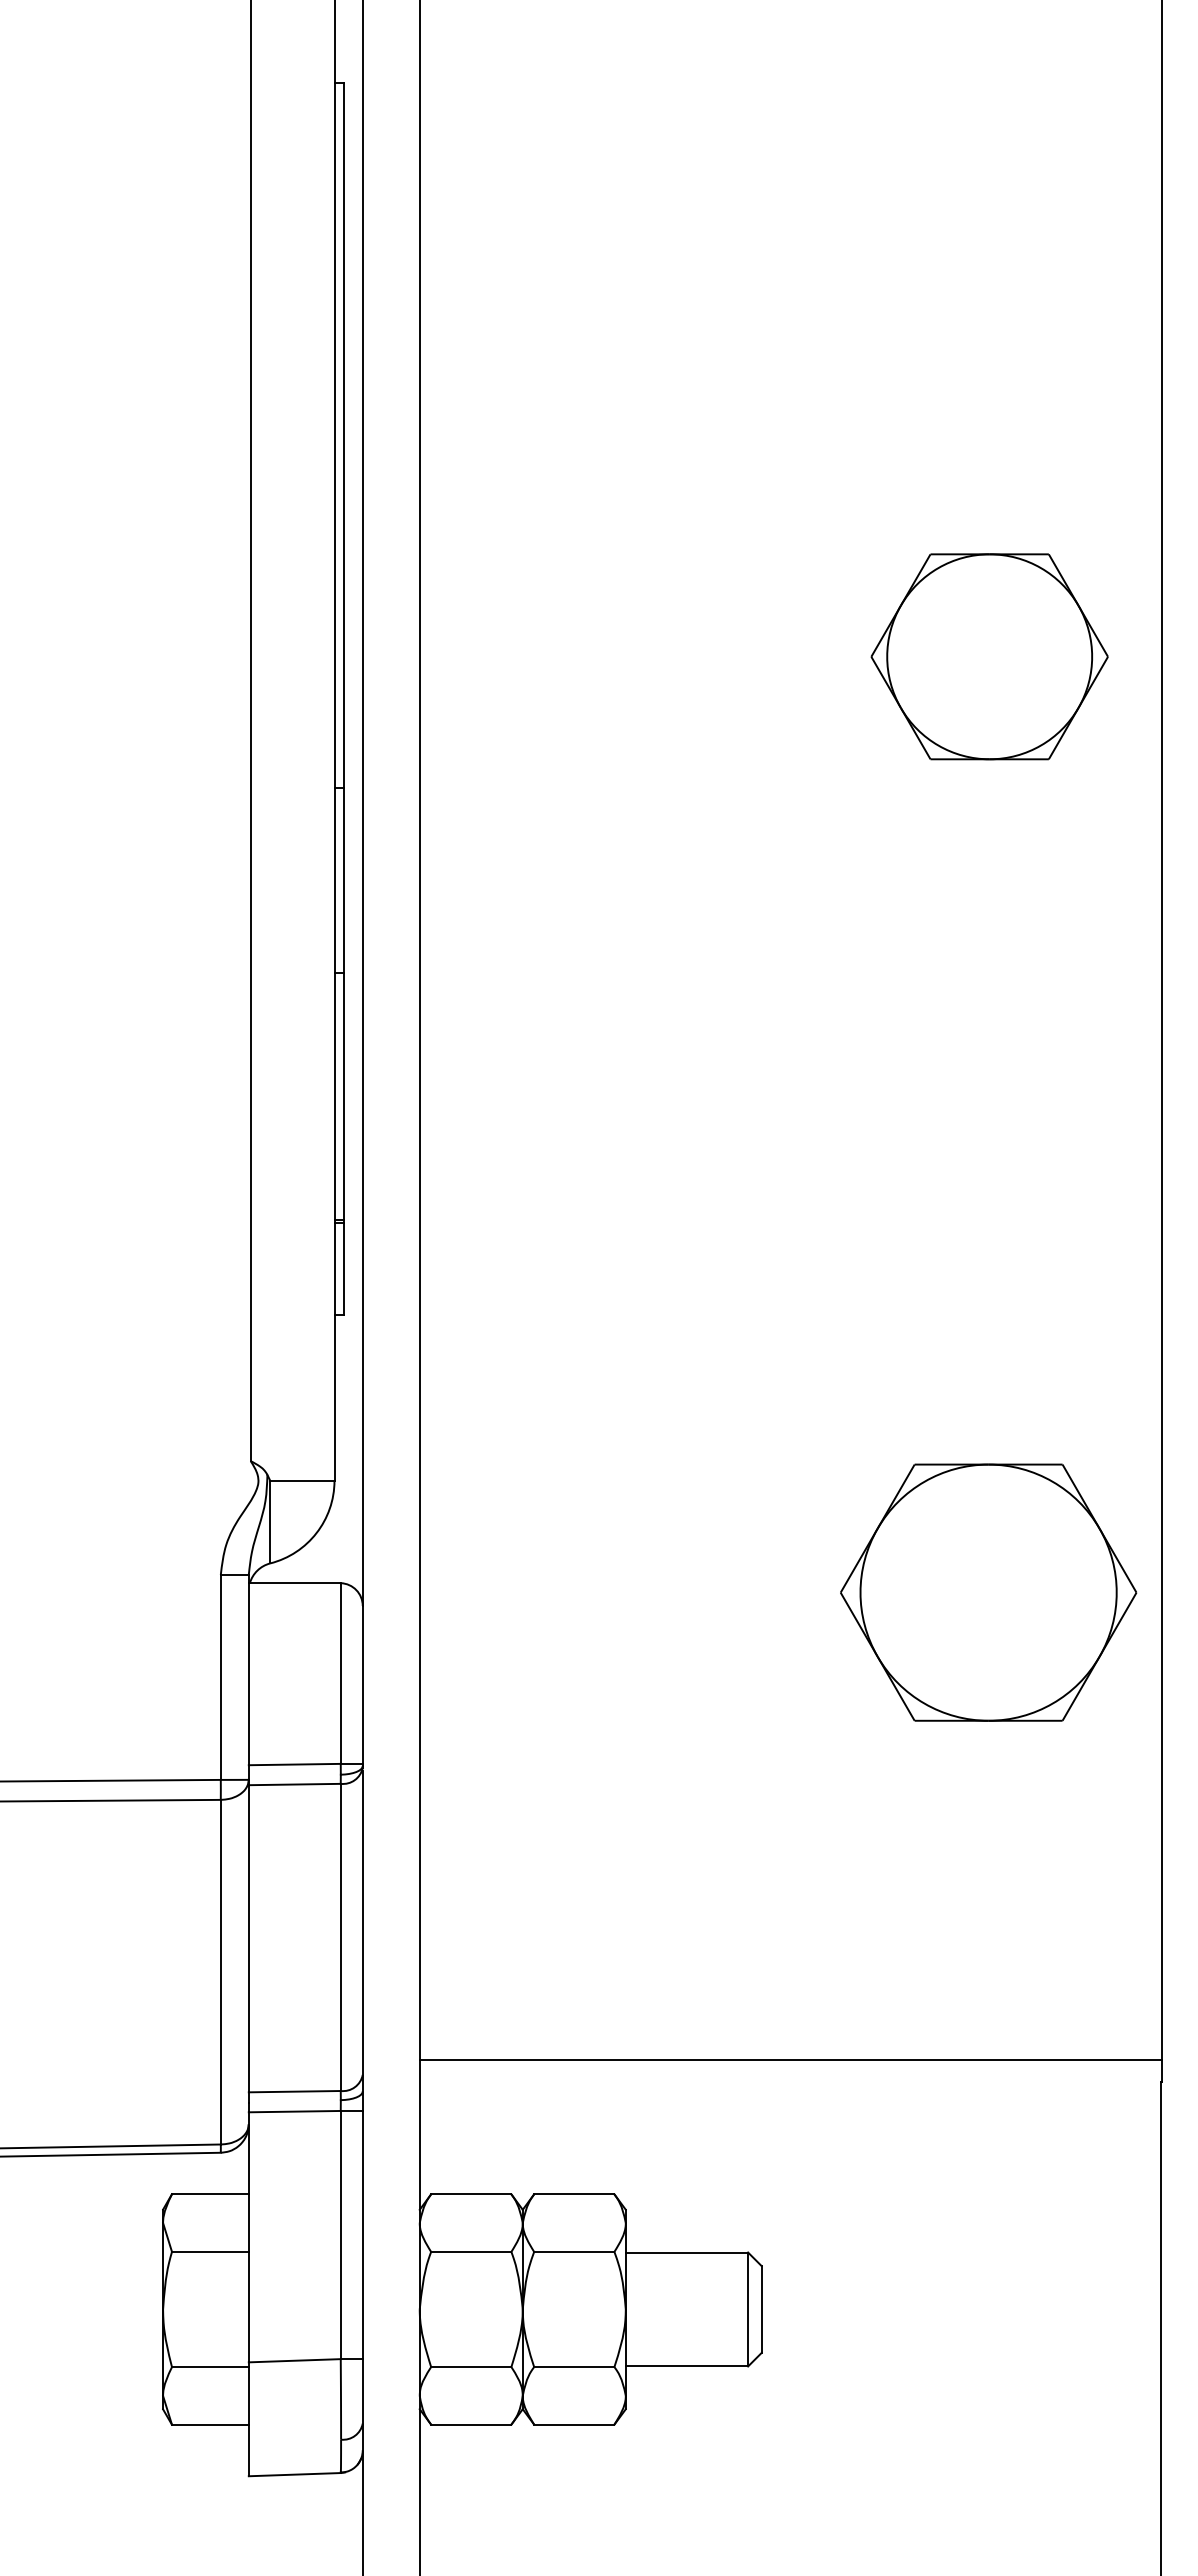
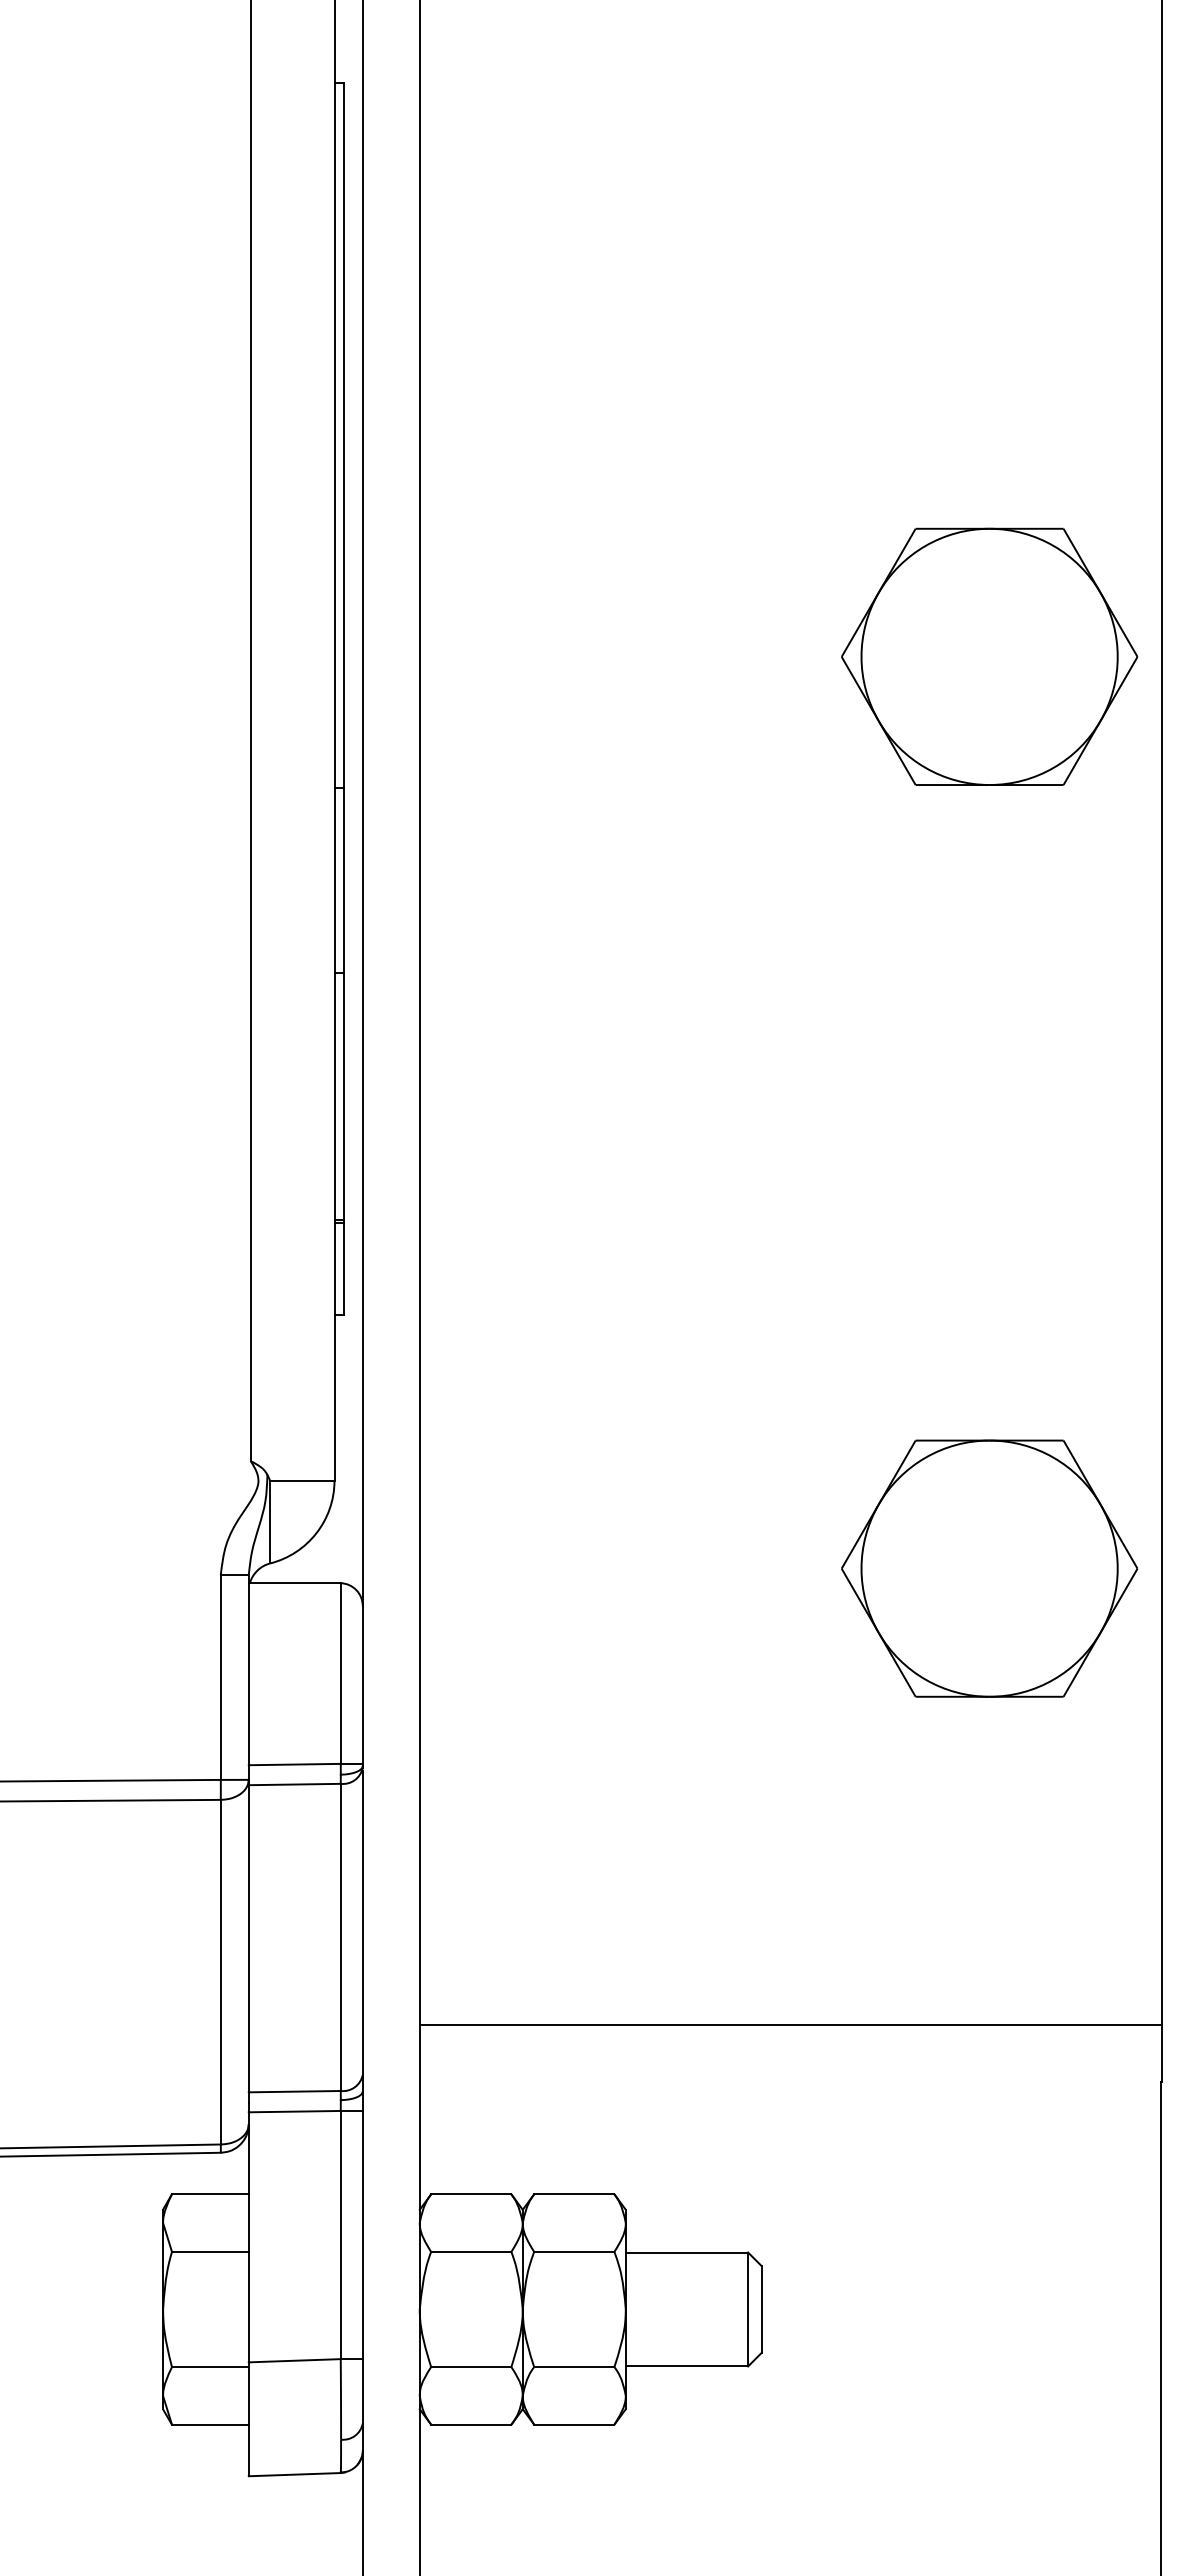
part size: 239x208 px -> 298x259 px (989, 656)
part position: (988, 1592) -> (989, 1568) (989, 1568)
line position: (790, 2059) -> (790, 2024) (790, 2024)
